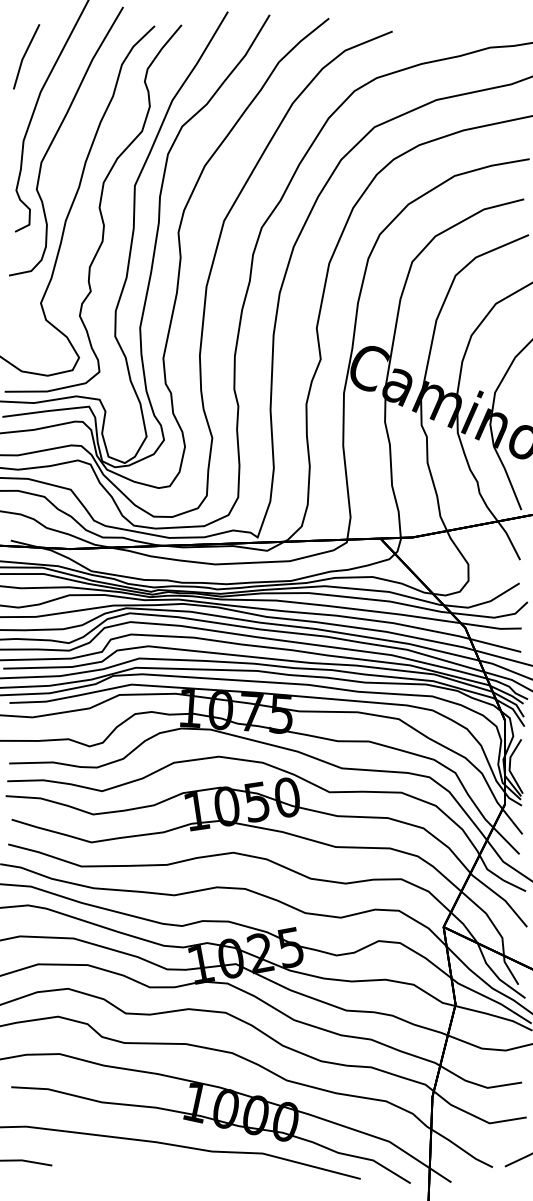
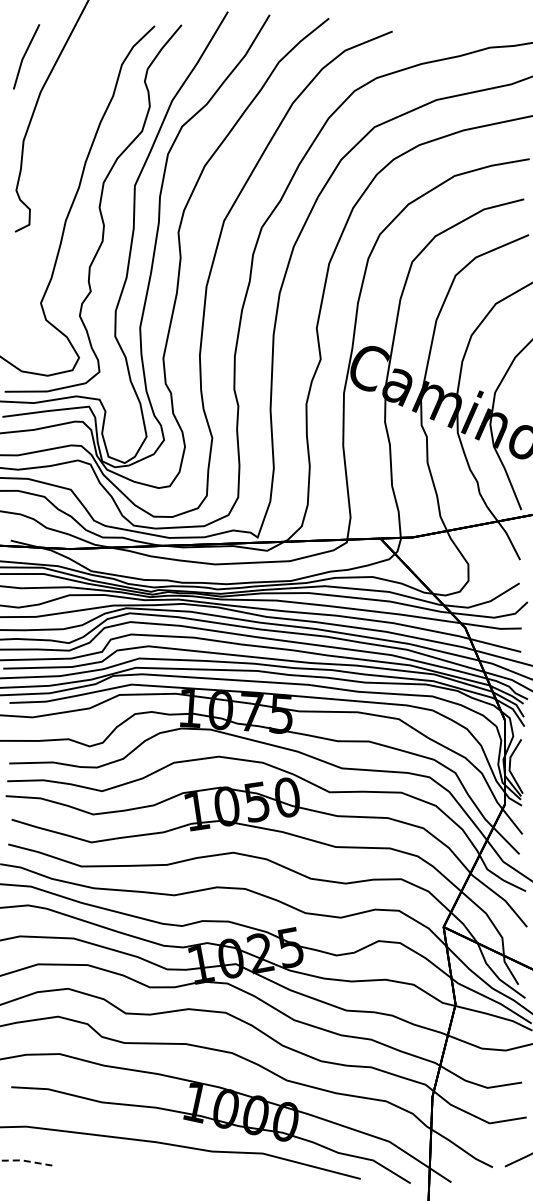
curve: present -> none (56, 135)
line: solid -> dashed (25, 1161)
